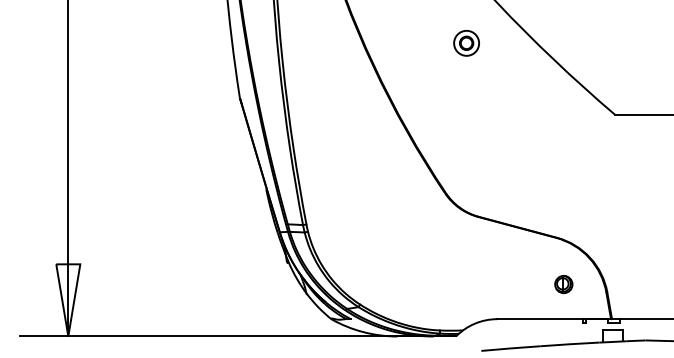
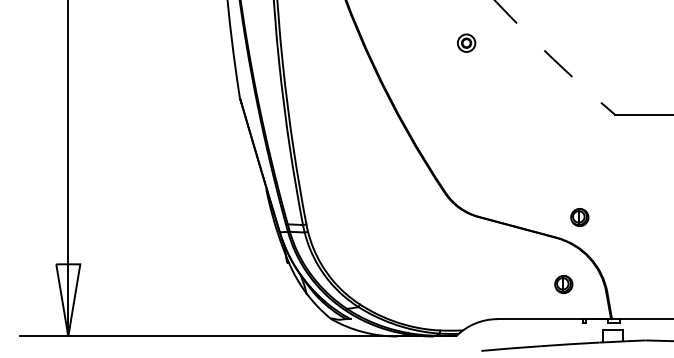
part size: 27x28 px -> 20x20 px (466, 42)
arc: solid -> dashed (553, 59)
part: none -> present (579, 217)
